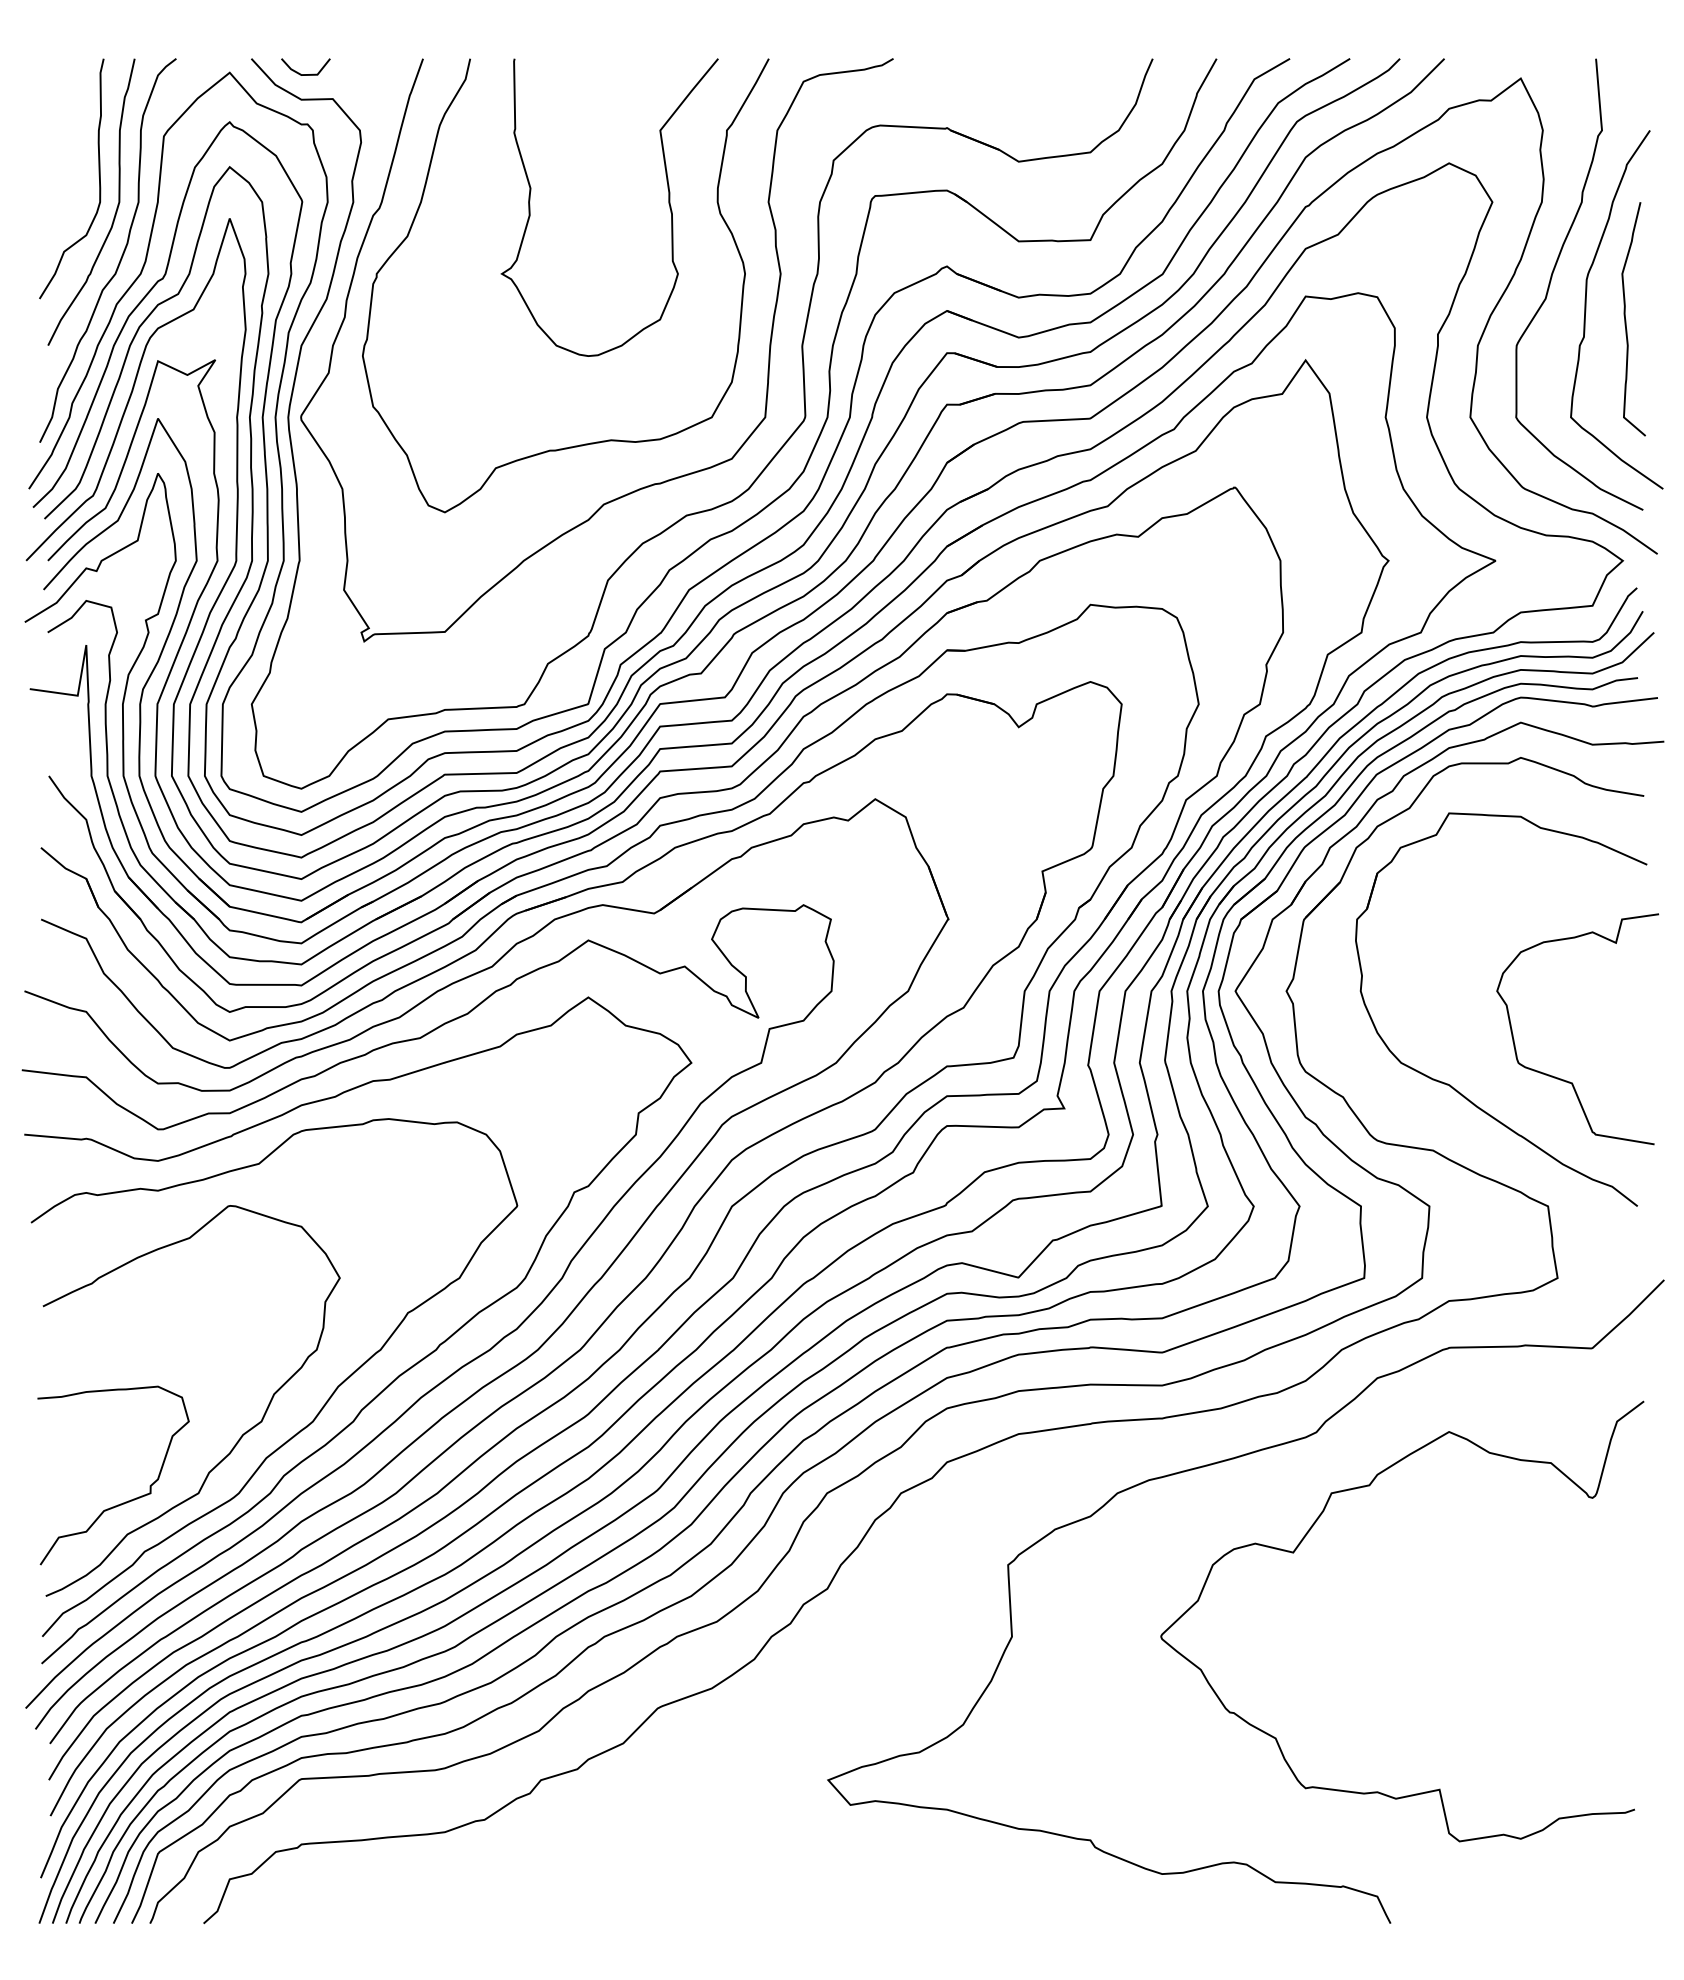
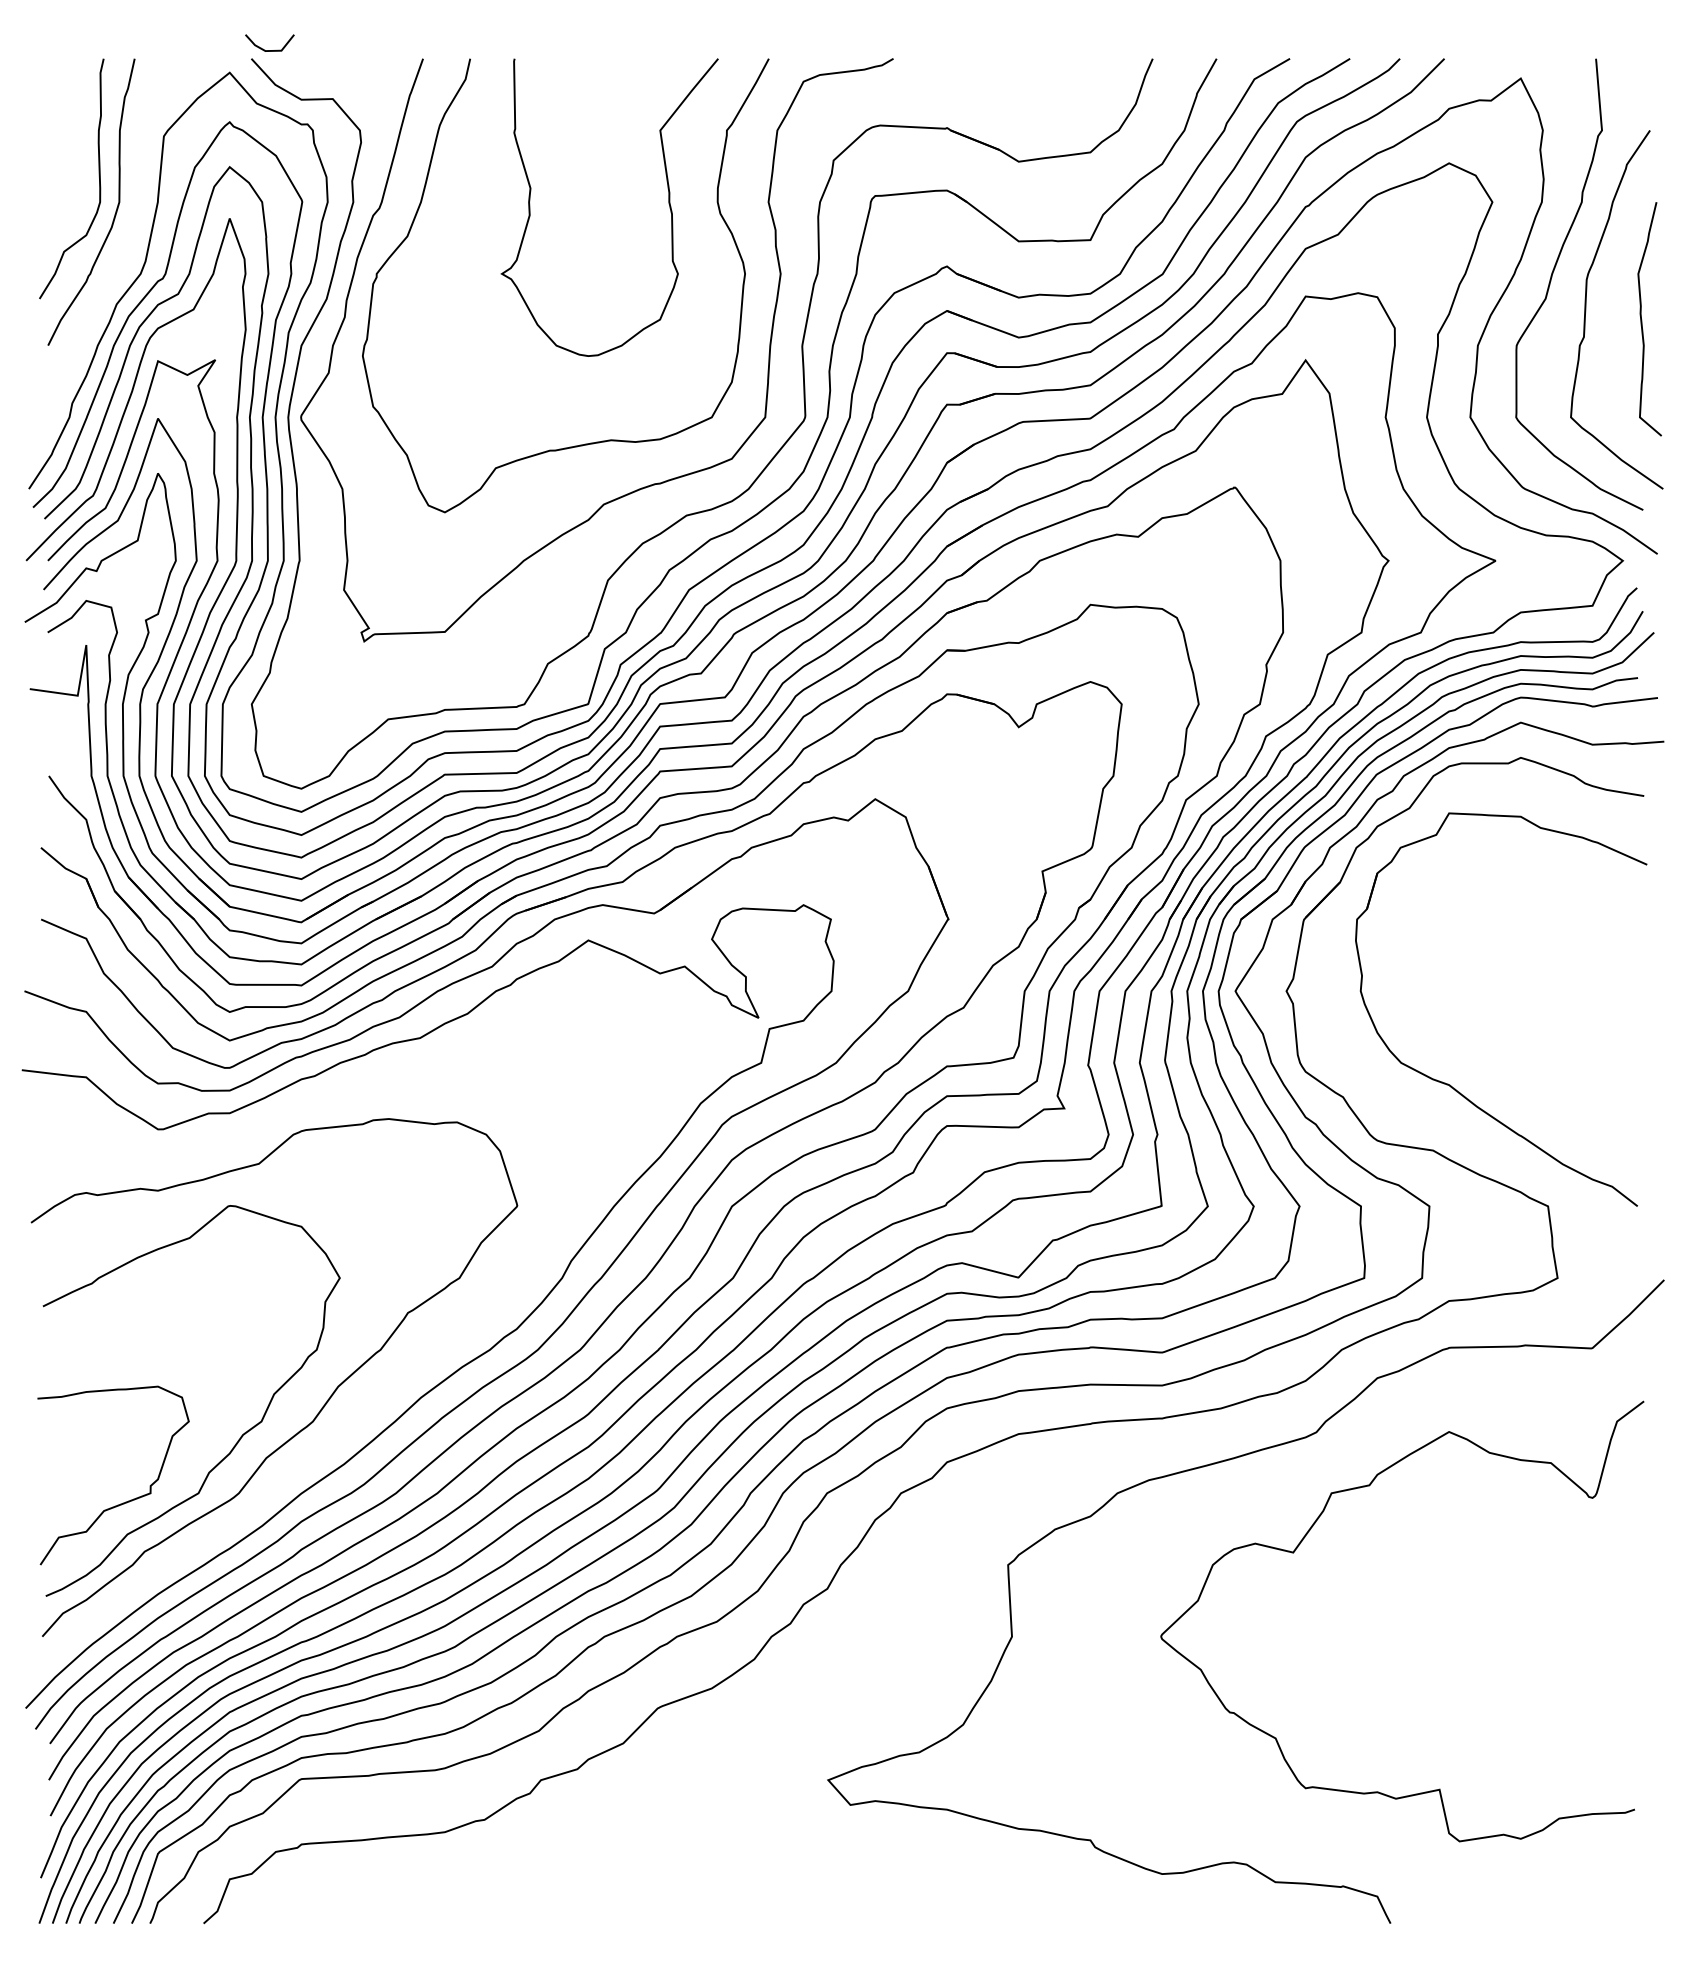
line position: (305, 74) -> (269, 50) (269, 50)
curve: present -> none (120, 257)
curve position: (1626, 319) -> (1642, 319) (1642, 319)
curve: present -> none (1561, 1078)
curve: present -> none (399, 1374)
